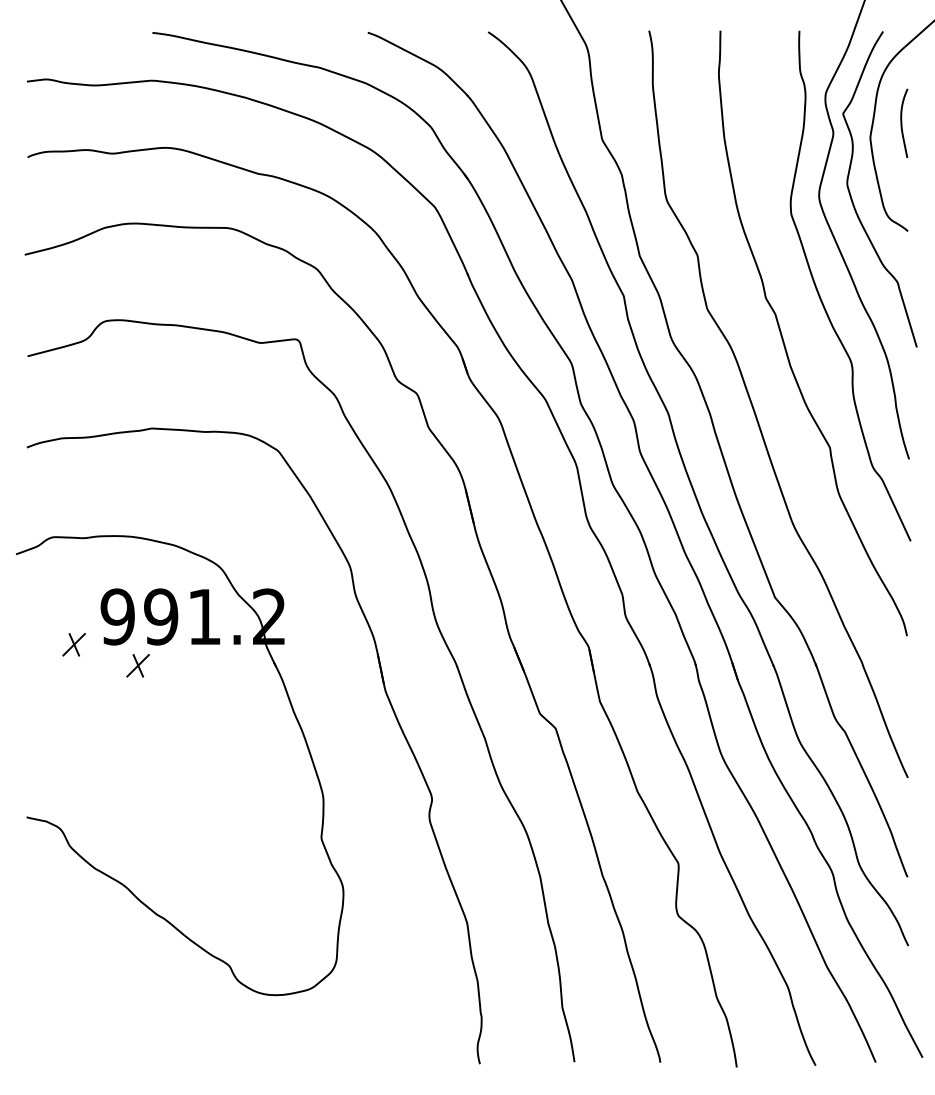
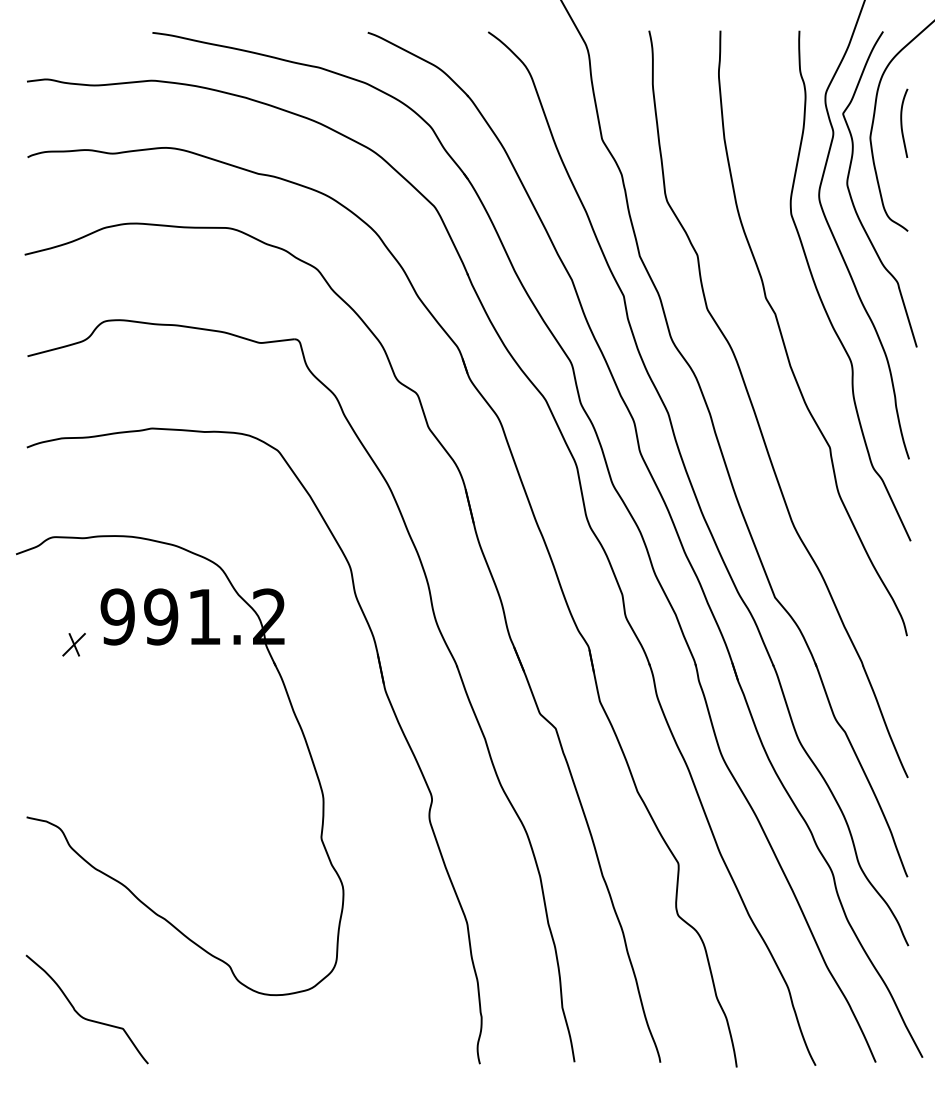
part: present -> none (137, 665)
curve: none -> present (80, 1014)
